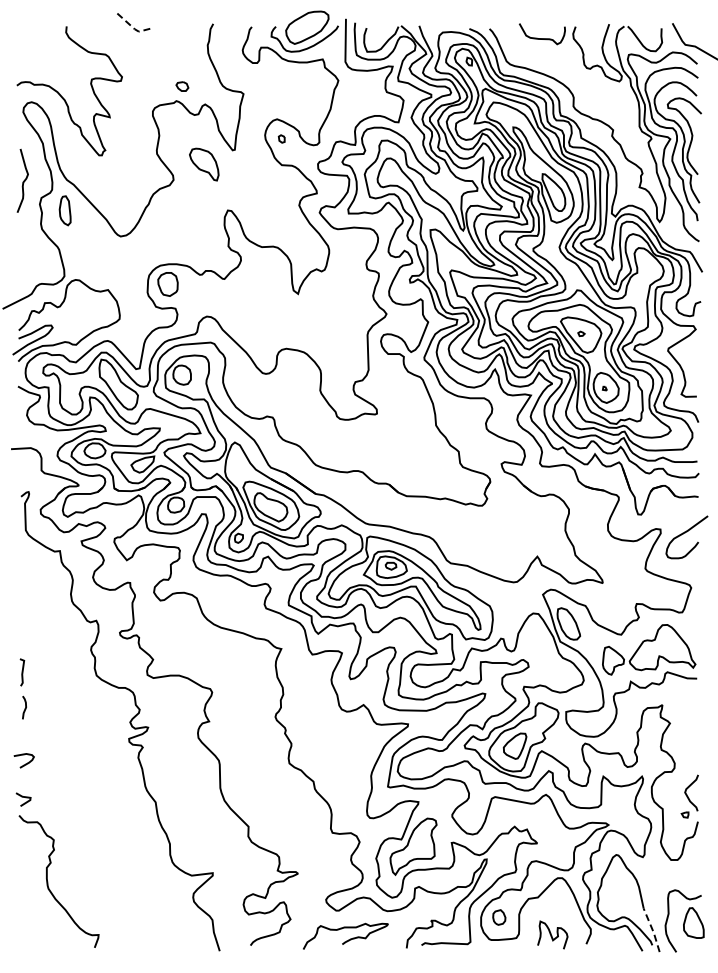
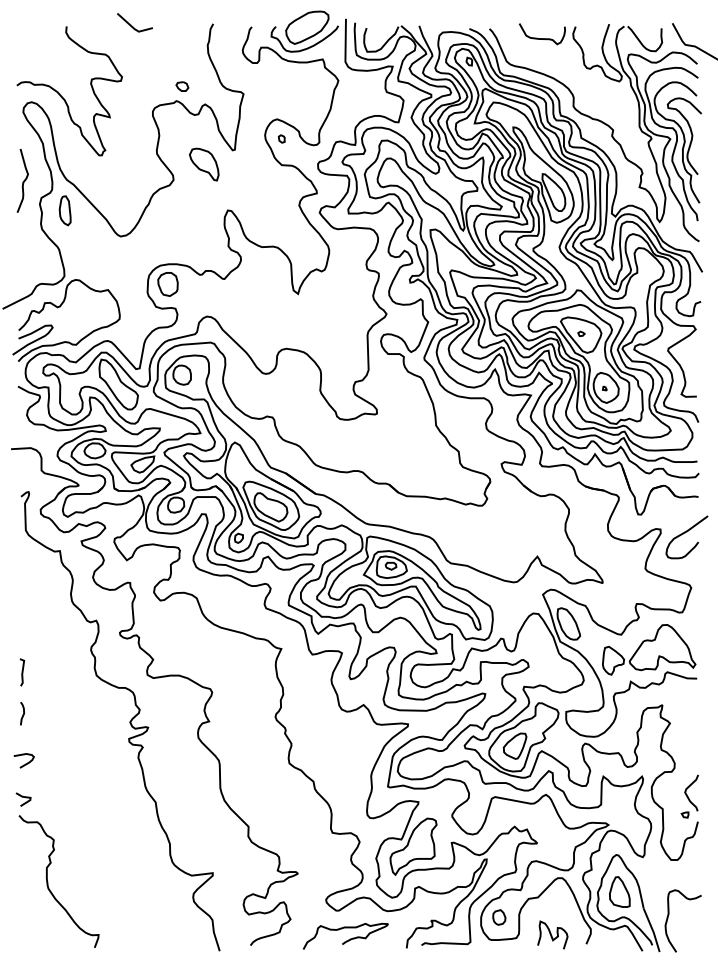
line: dashed -> solid (133, 28)
curve position: (25, 707) -> (23, 713) (23, 713)
part position: (693, 922) -> (619, 891) (619, 891)
line: dashed -> solid (652, 930)
